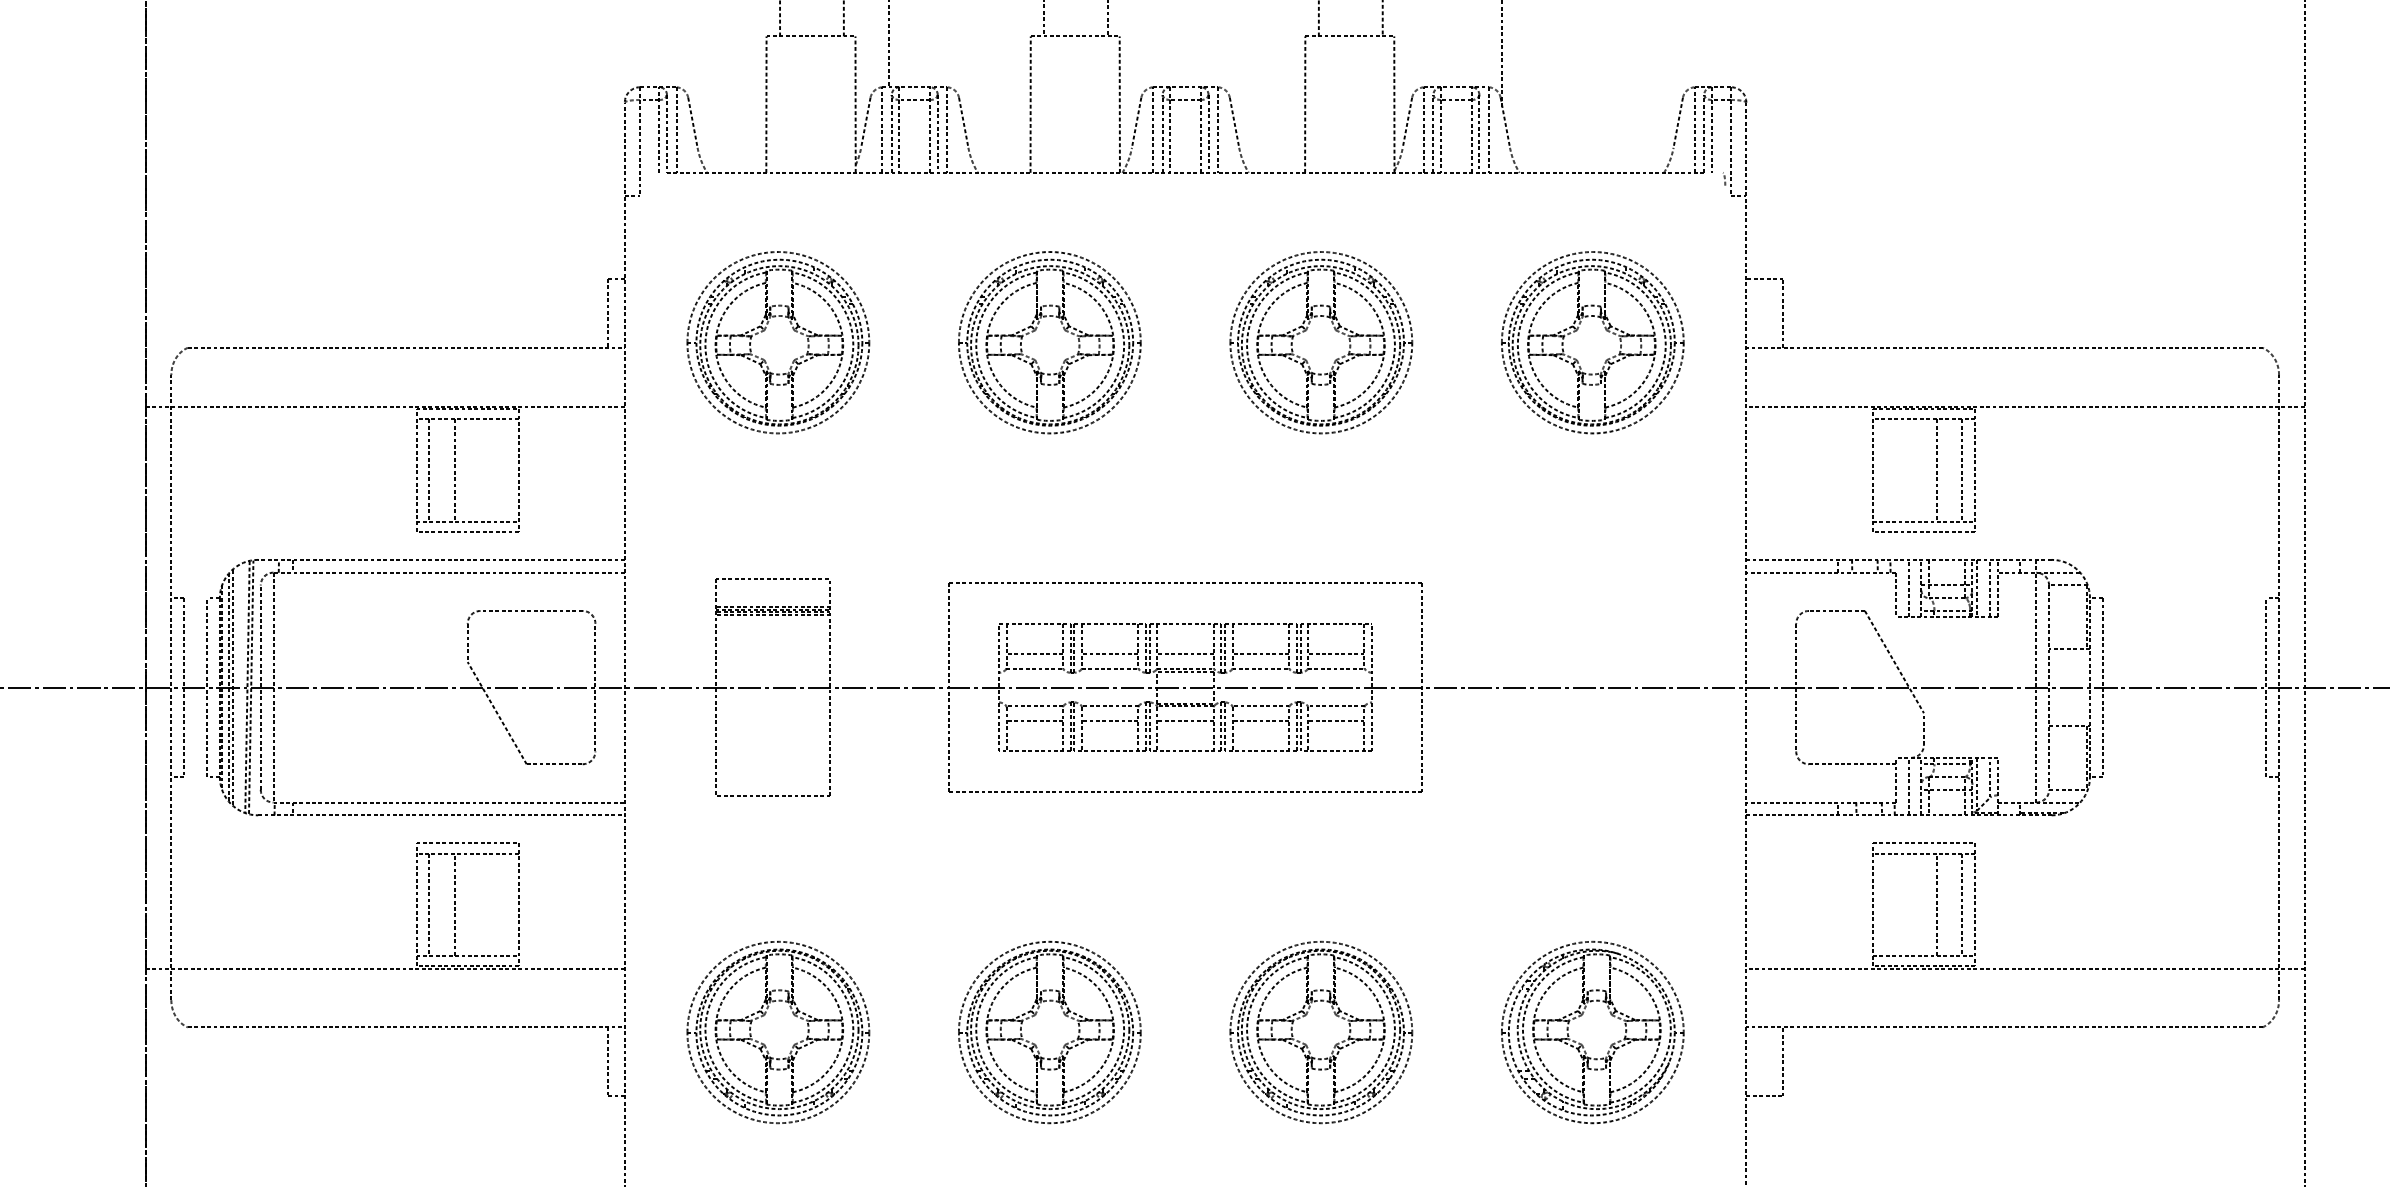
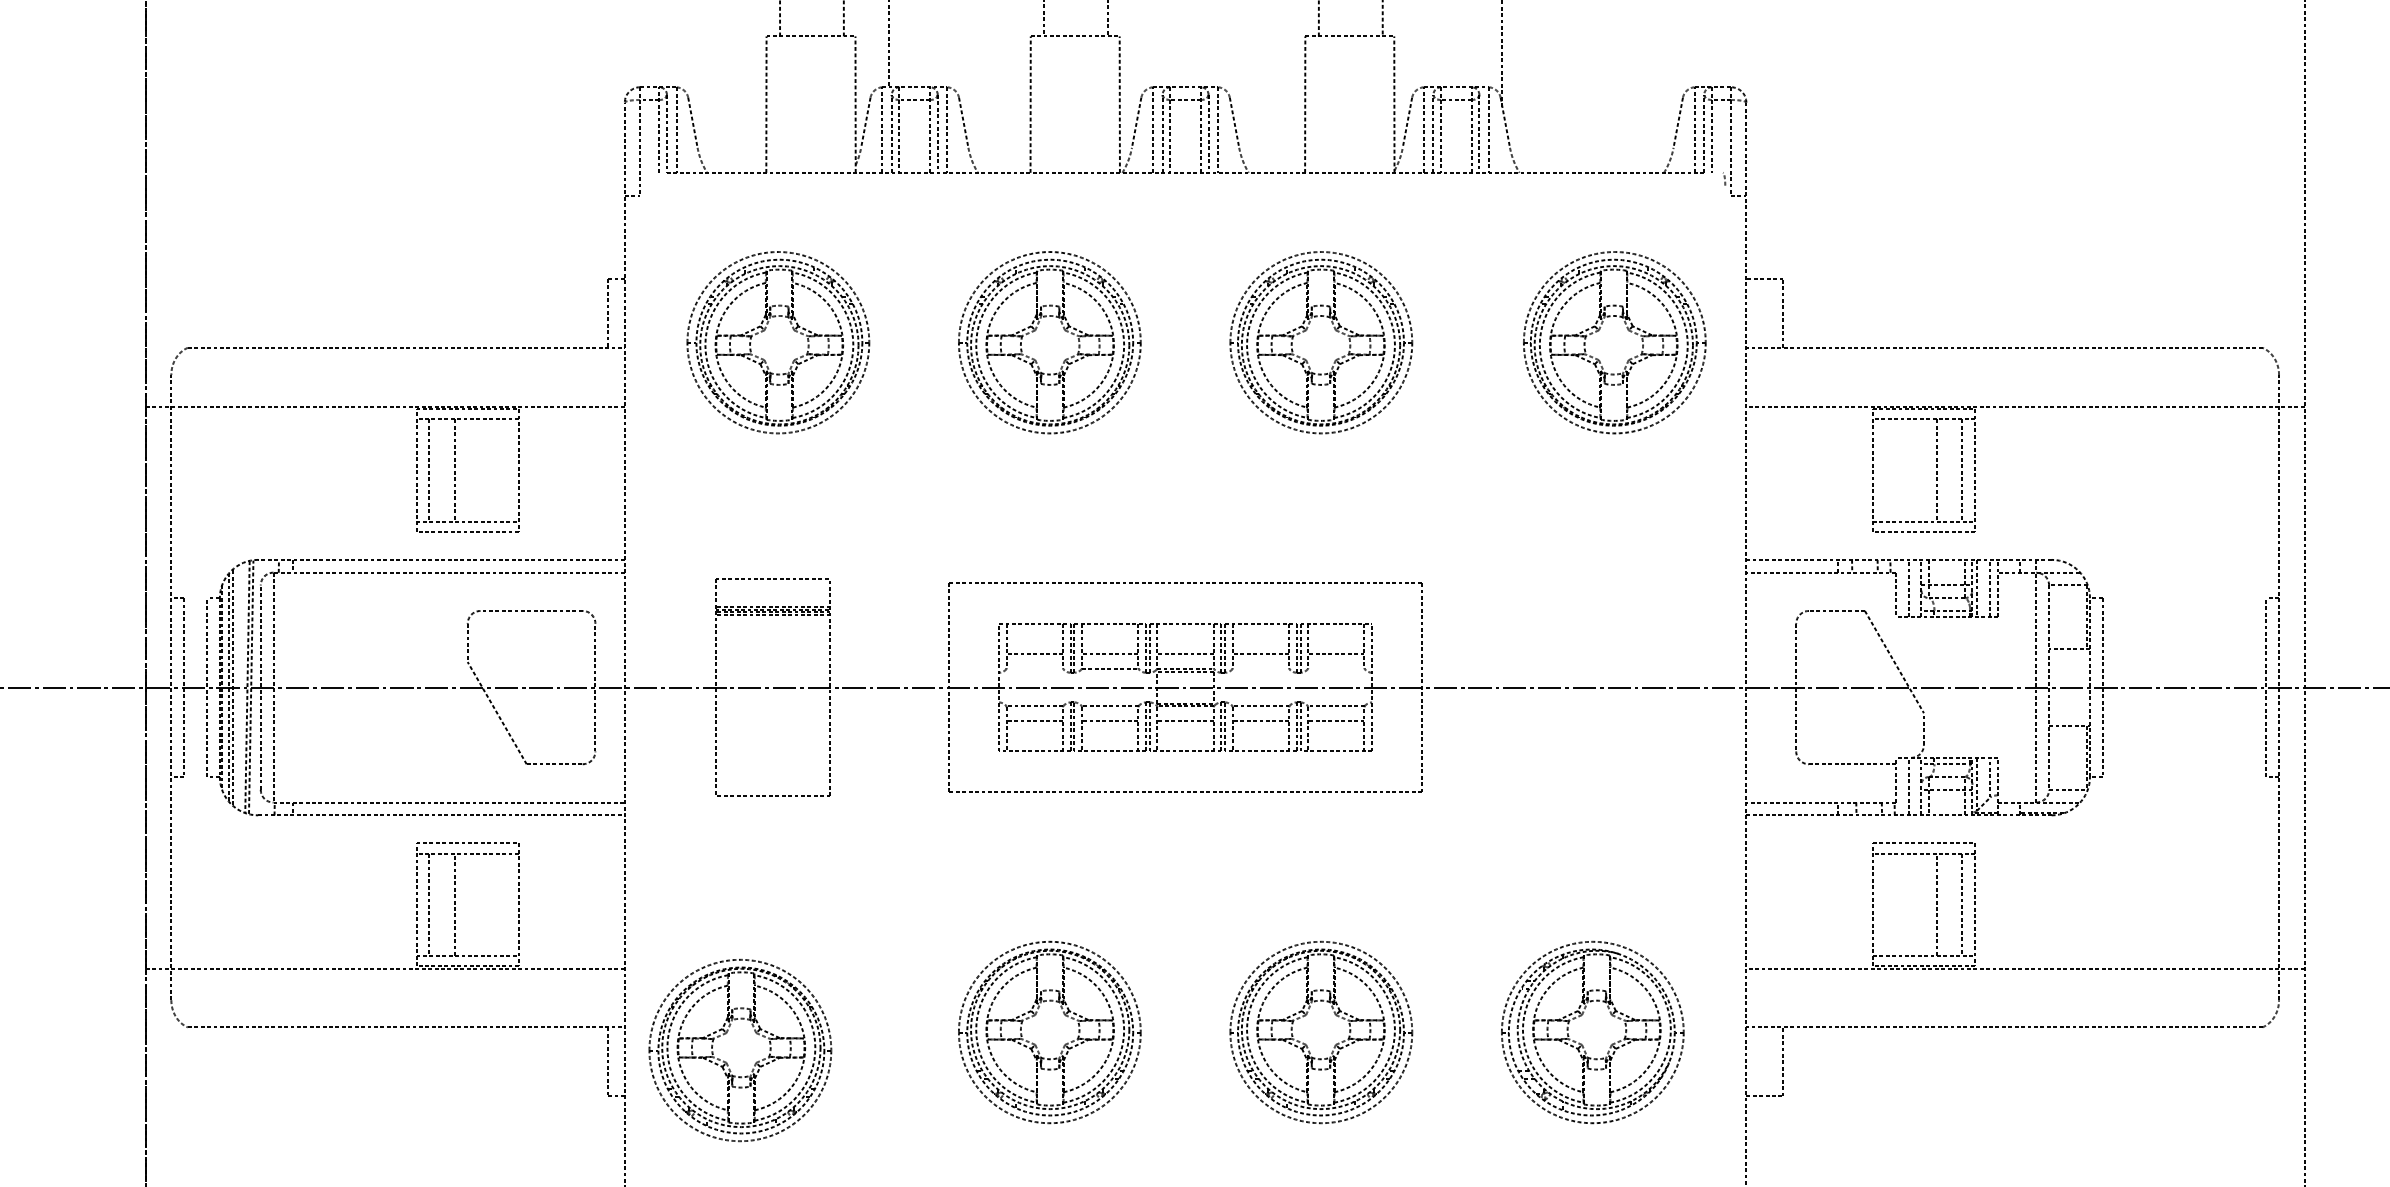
part position: (1605, 330) -> (1627, 330) (1627, 330)
line: present -> none (1034, 669)
line: present -> none (1260, 669)
line: present -> none (1335, 669)
part position: (765, 1044) -> (727, 1062) (727, 1062)
